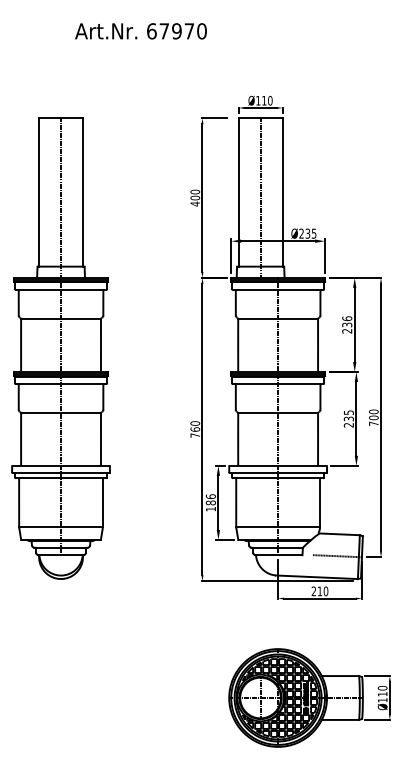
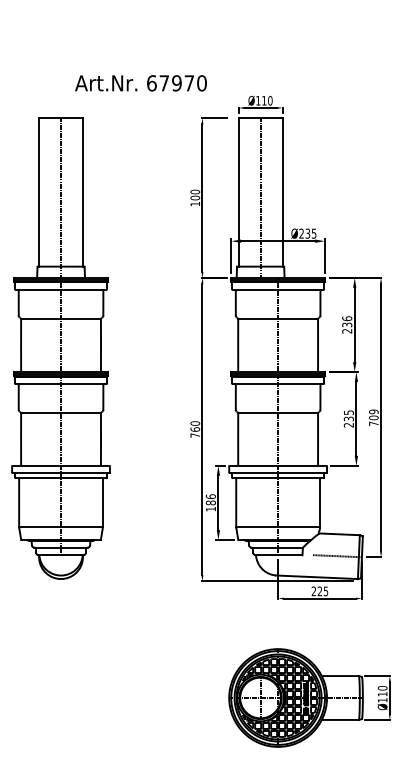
text position: (140, 31) -> (140, 83) (140, 83)
text: 400 -> 100 (194, 203)
text: 700 -> 709 (373, 411)
text: 210 -> 225 (322, 591)
